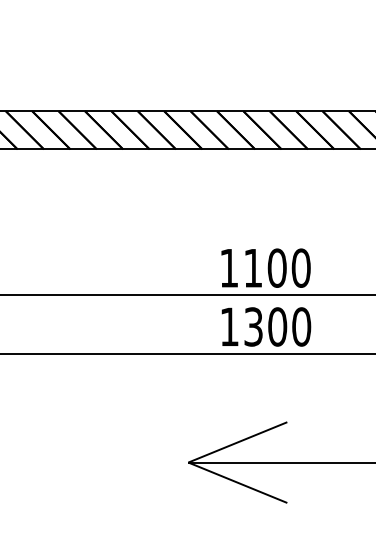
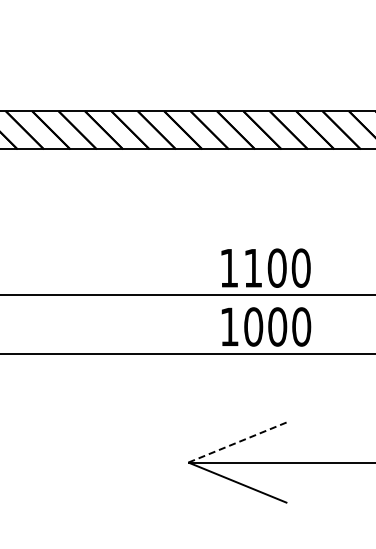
text: 1300 -> 1000 (253, 326)
line: solid -> dashed (238, 442)
